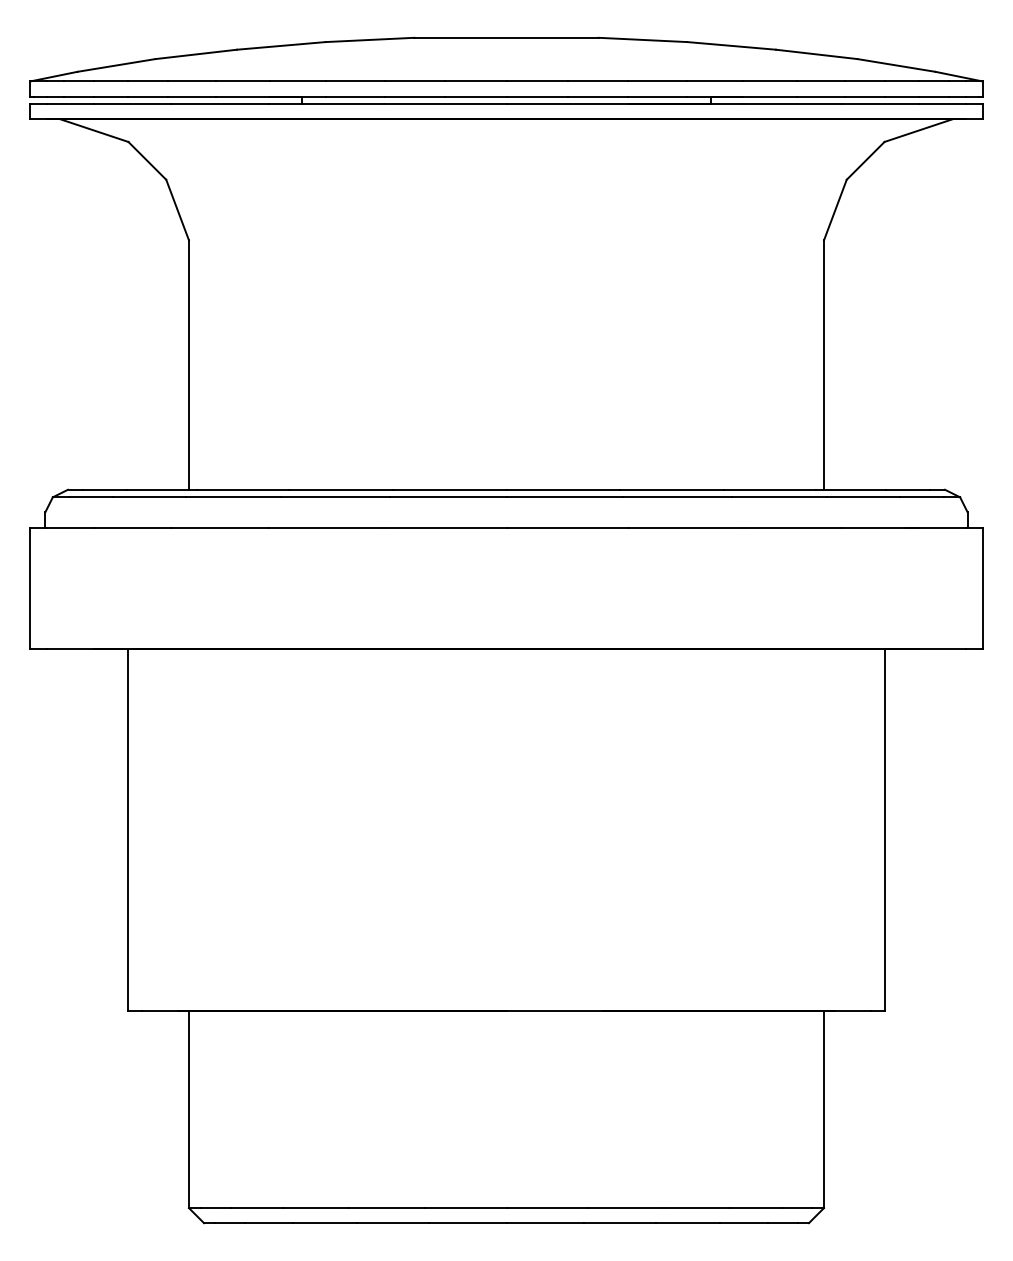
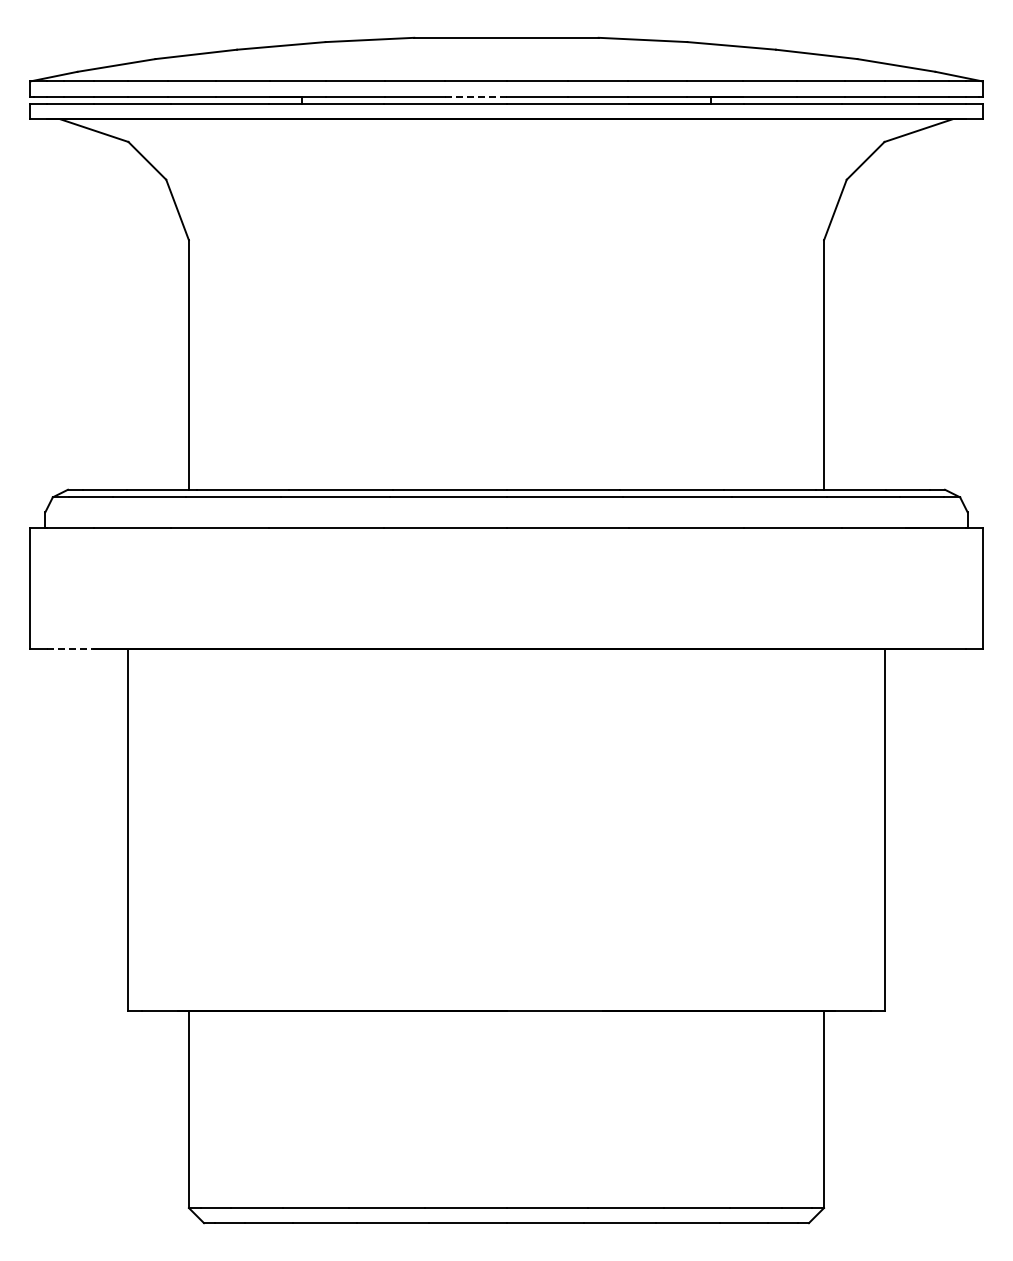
line: solid -> dashed (475, 96)
line: solid -> dashed (70, 648)
